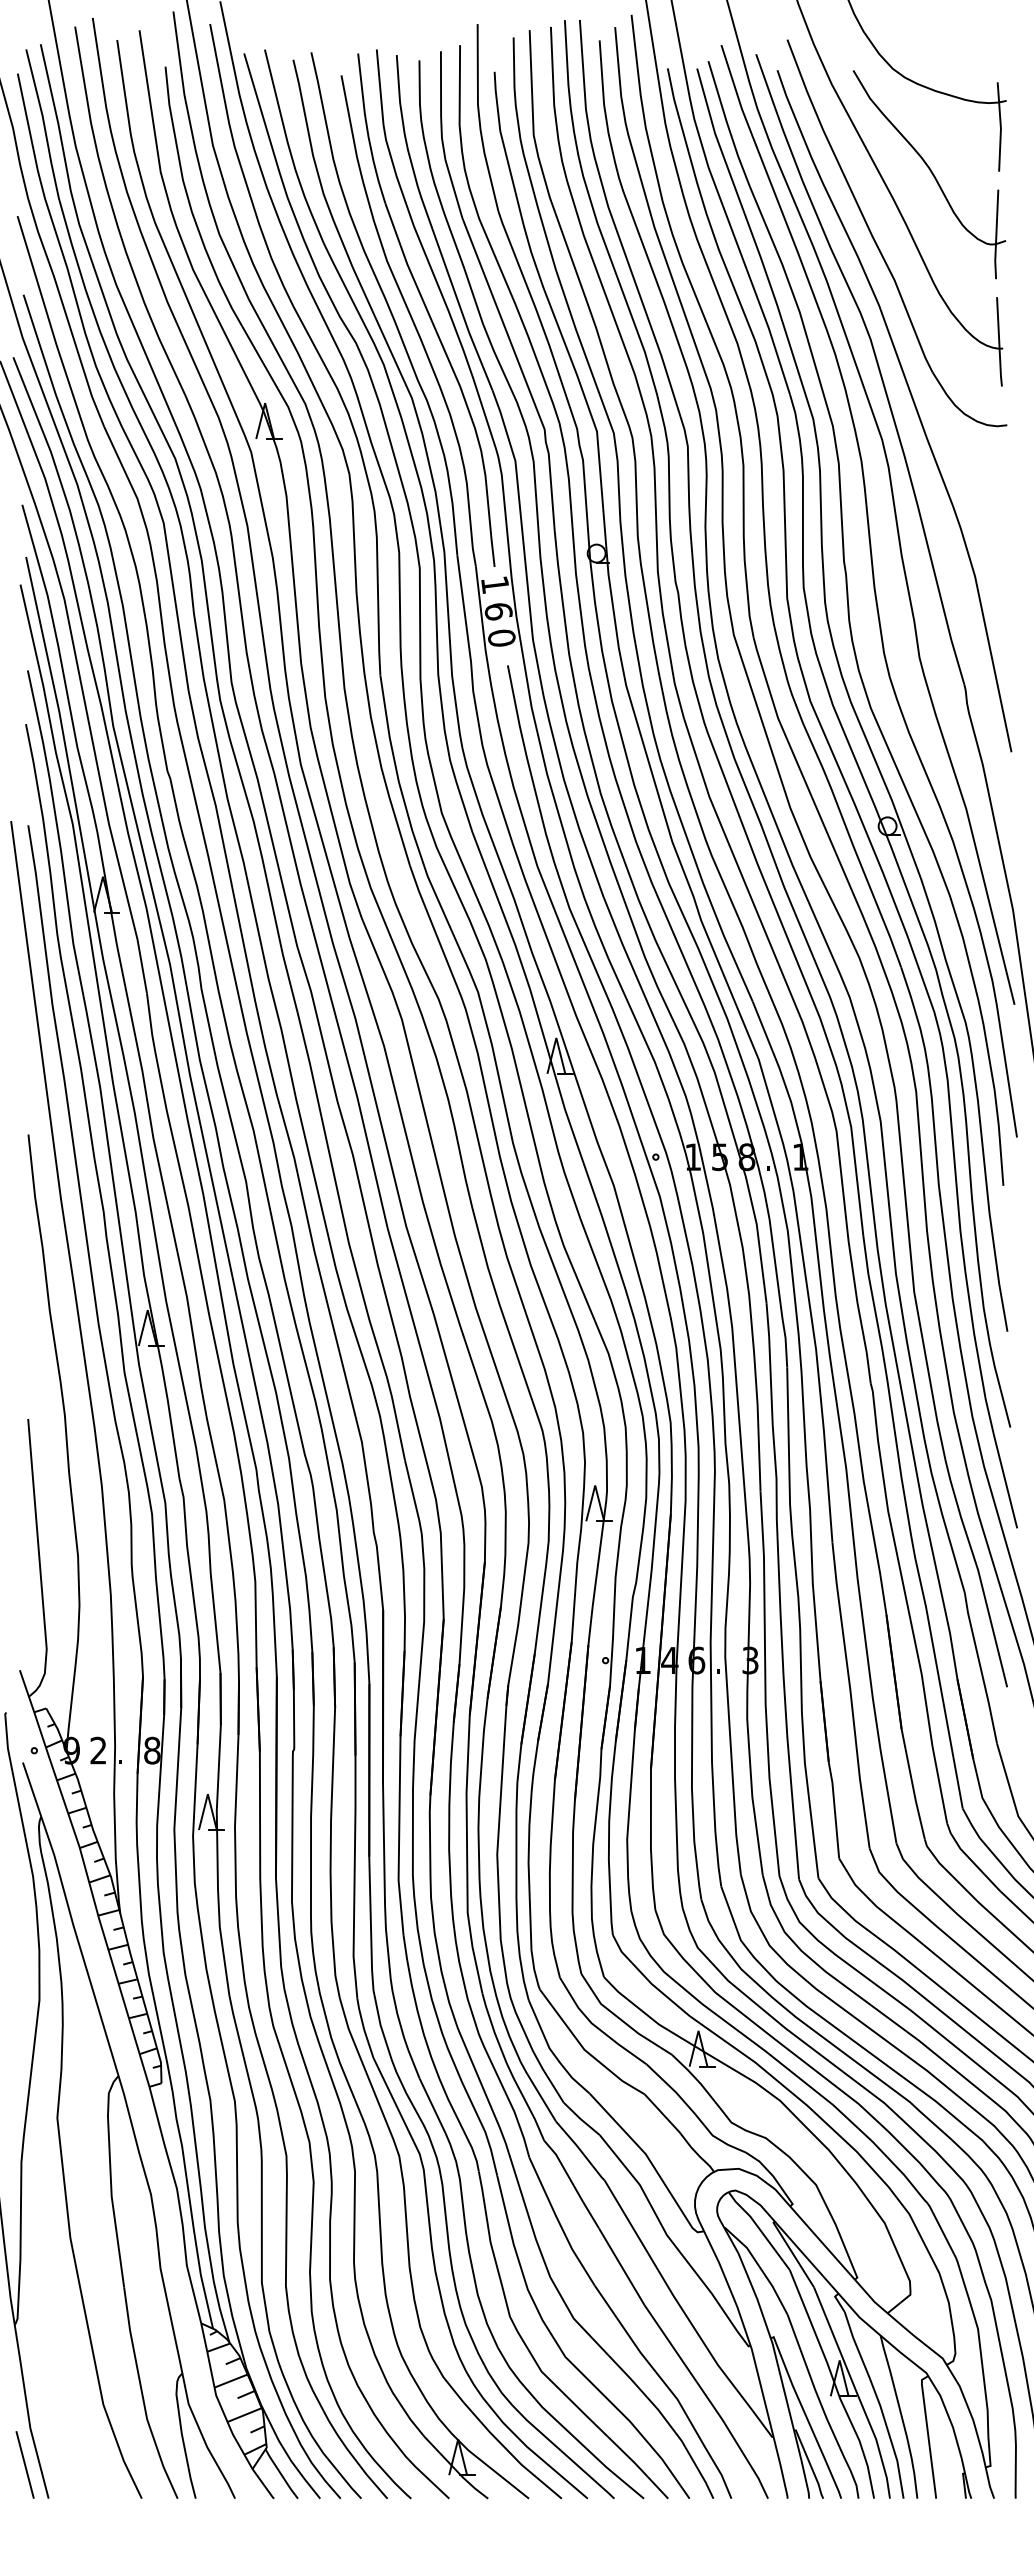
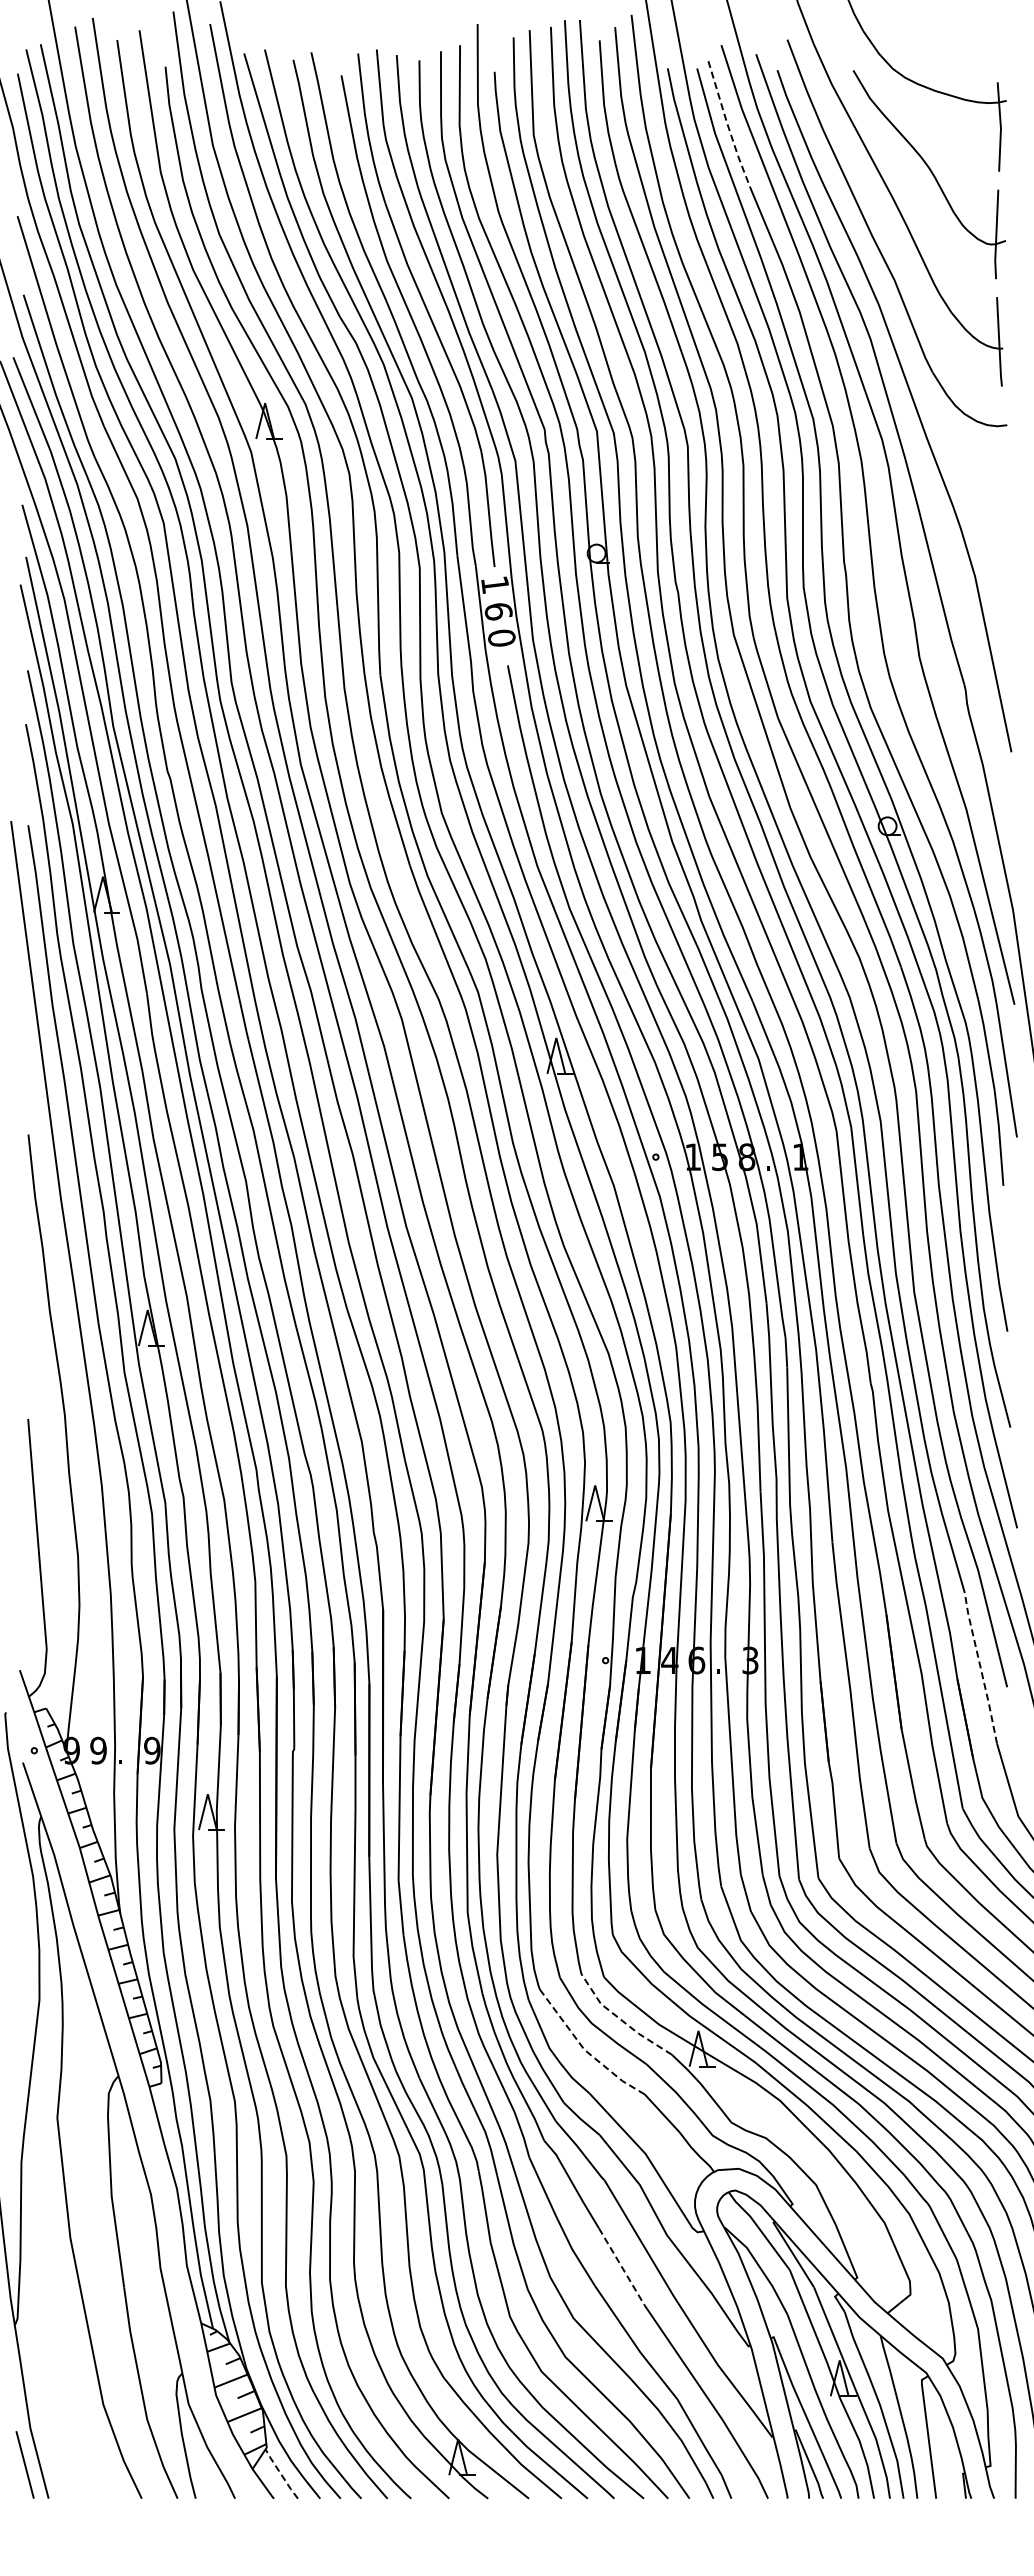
line: solid -> dashed (727, 125)
line: solid -> dashed (980, 1668)
text: 2 -> 9 (98, 1750)
text: 8 -> 9 (152, 1750)
line: solid -> dashed (620, 2019)
line: solid -> dashed (584, 2049)
line: solid -> dashed (621, 2266)
line: solid -> dashed (280, 2474)
